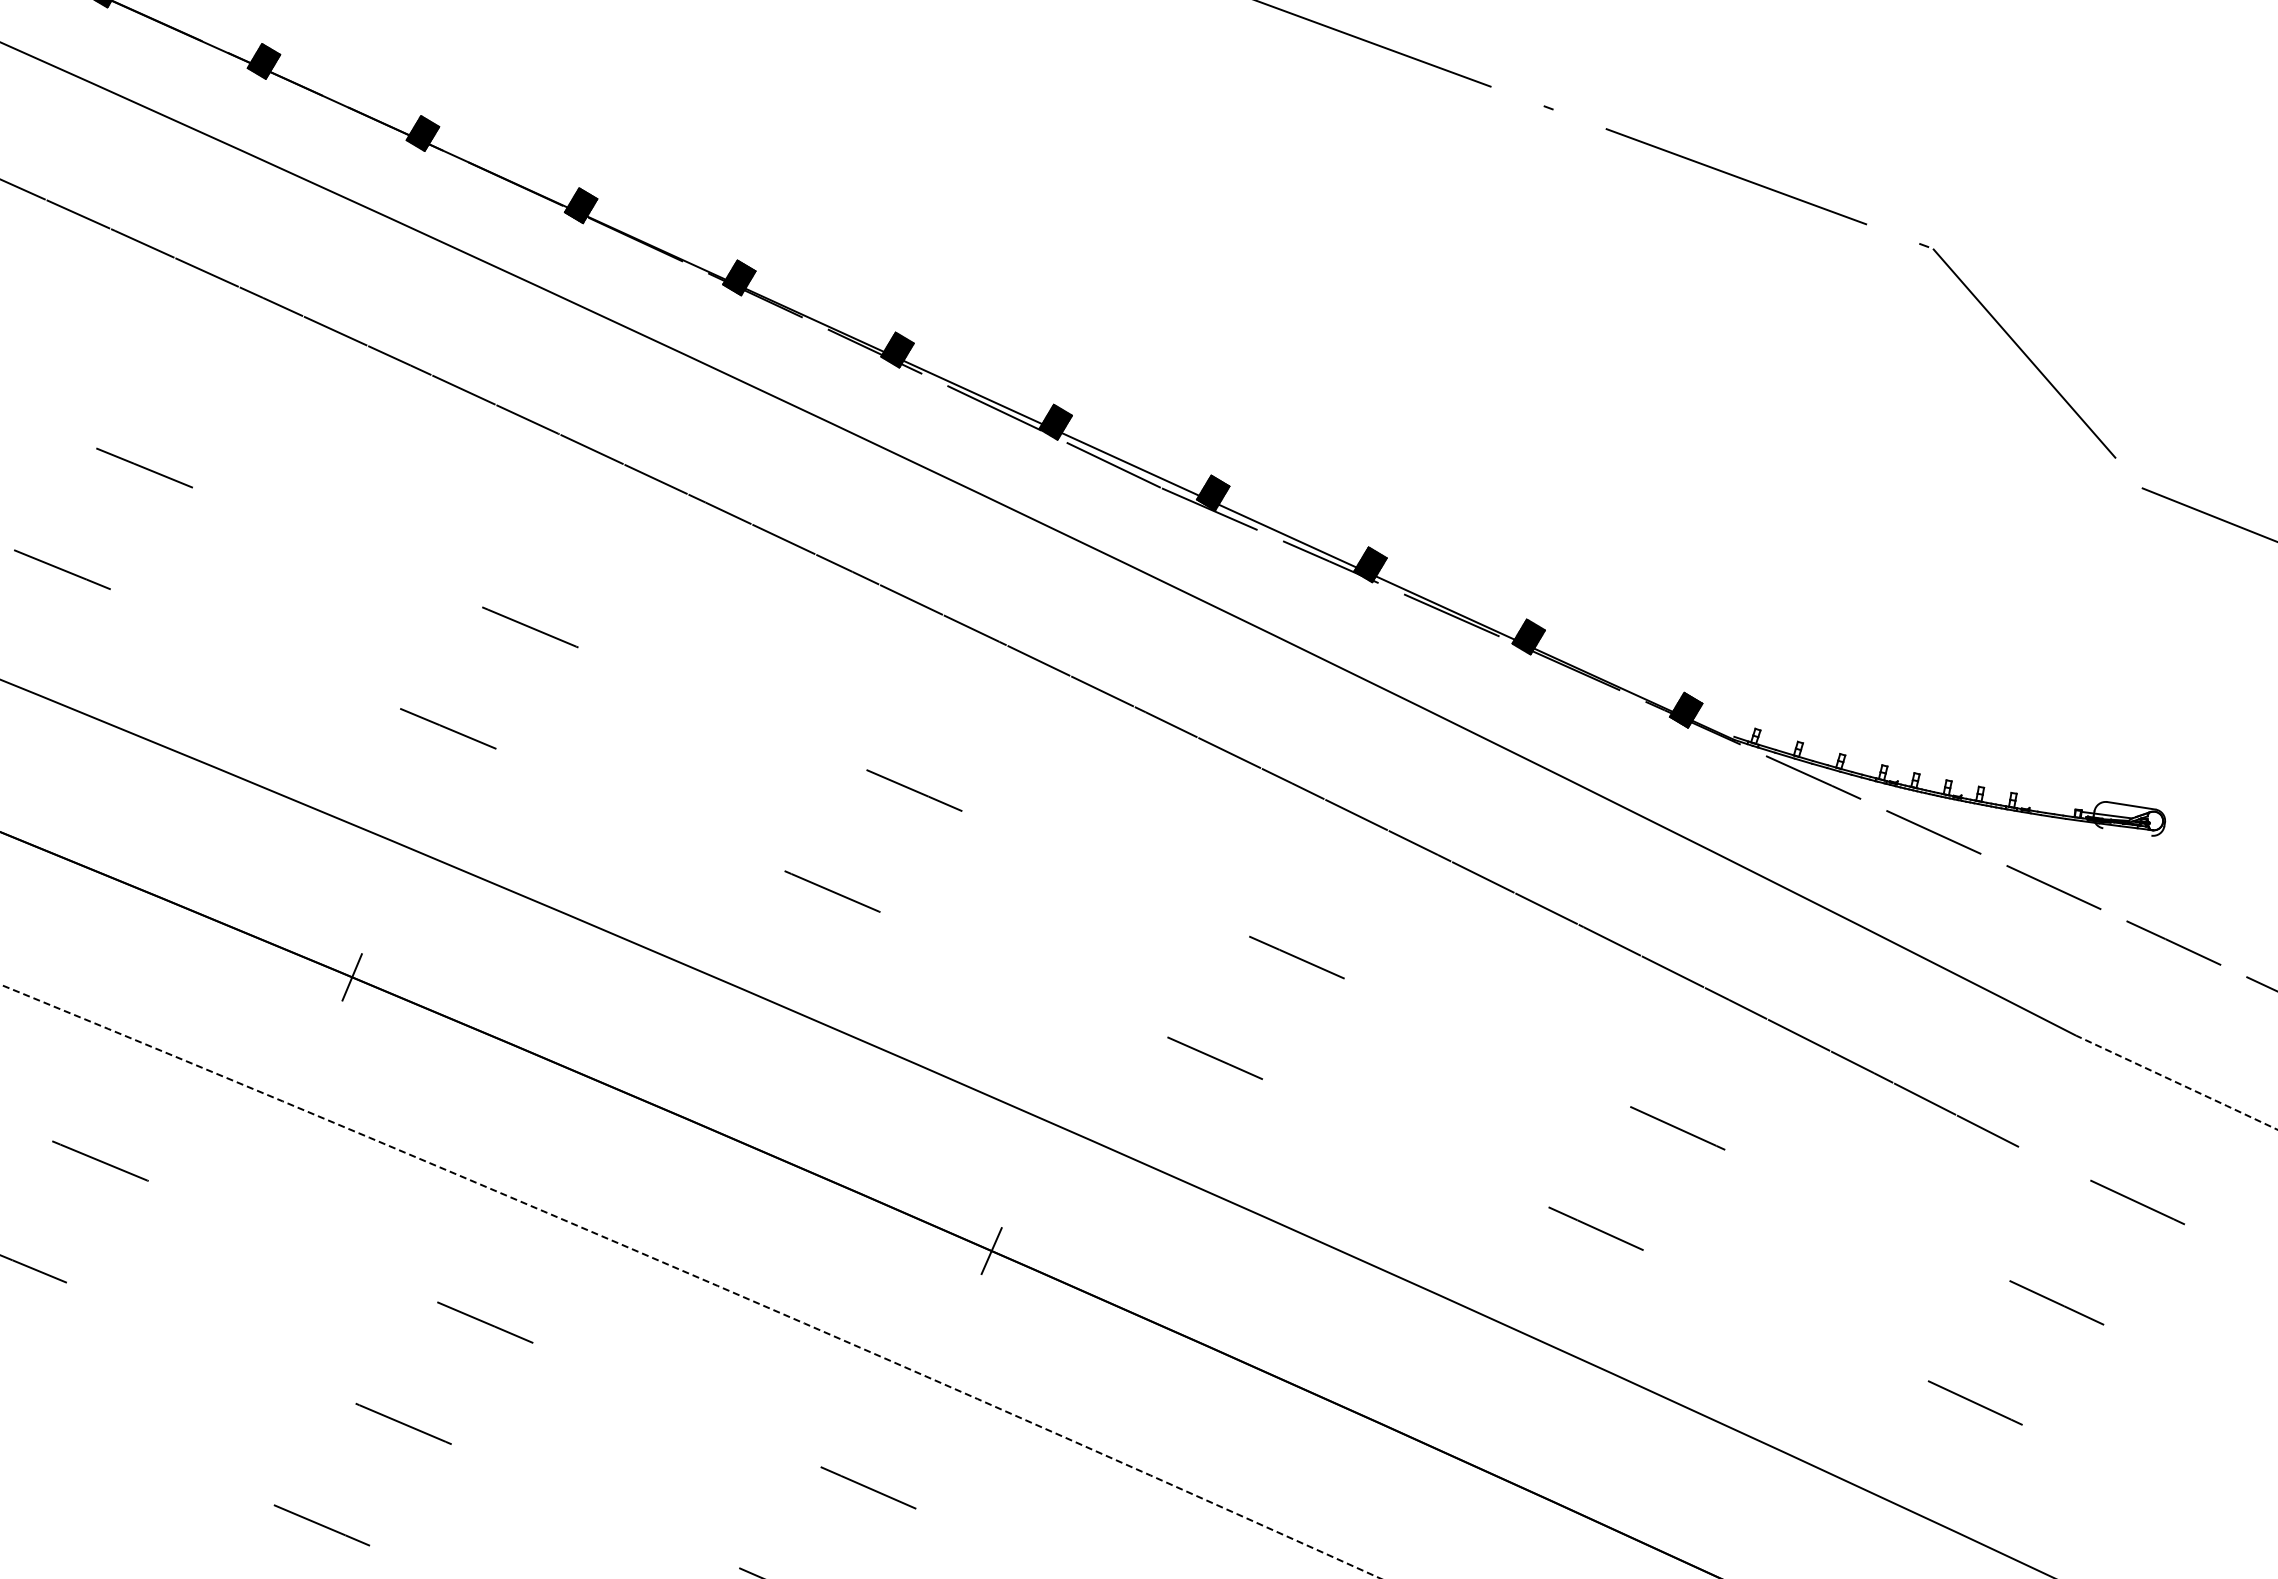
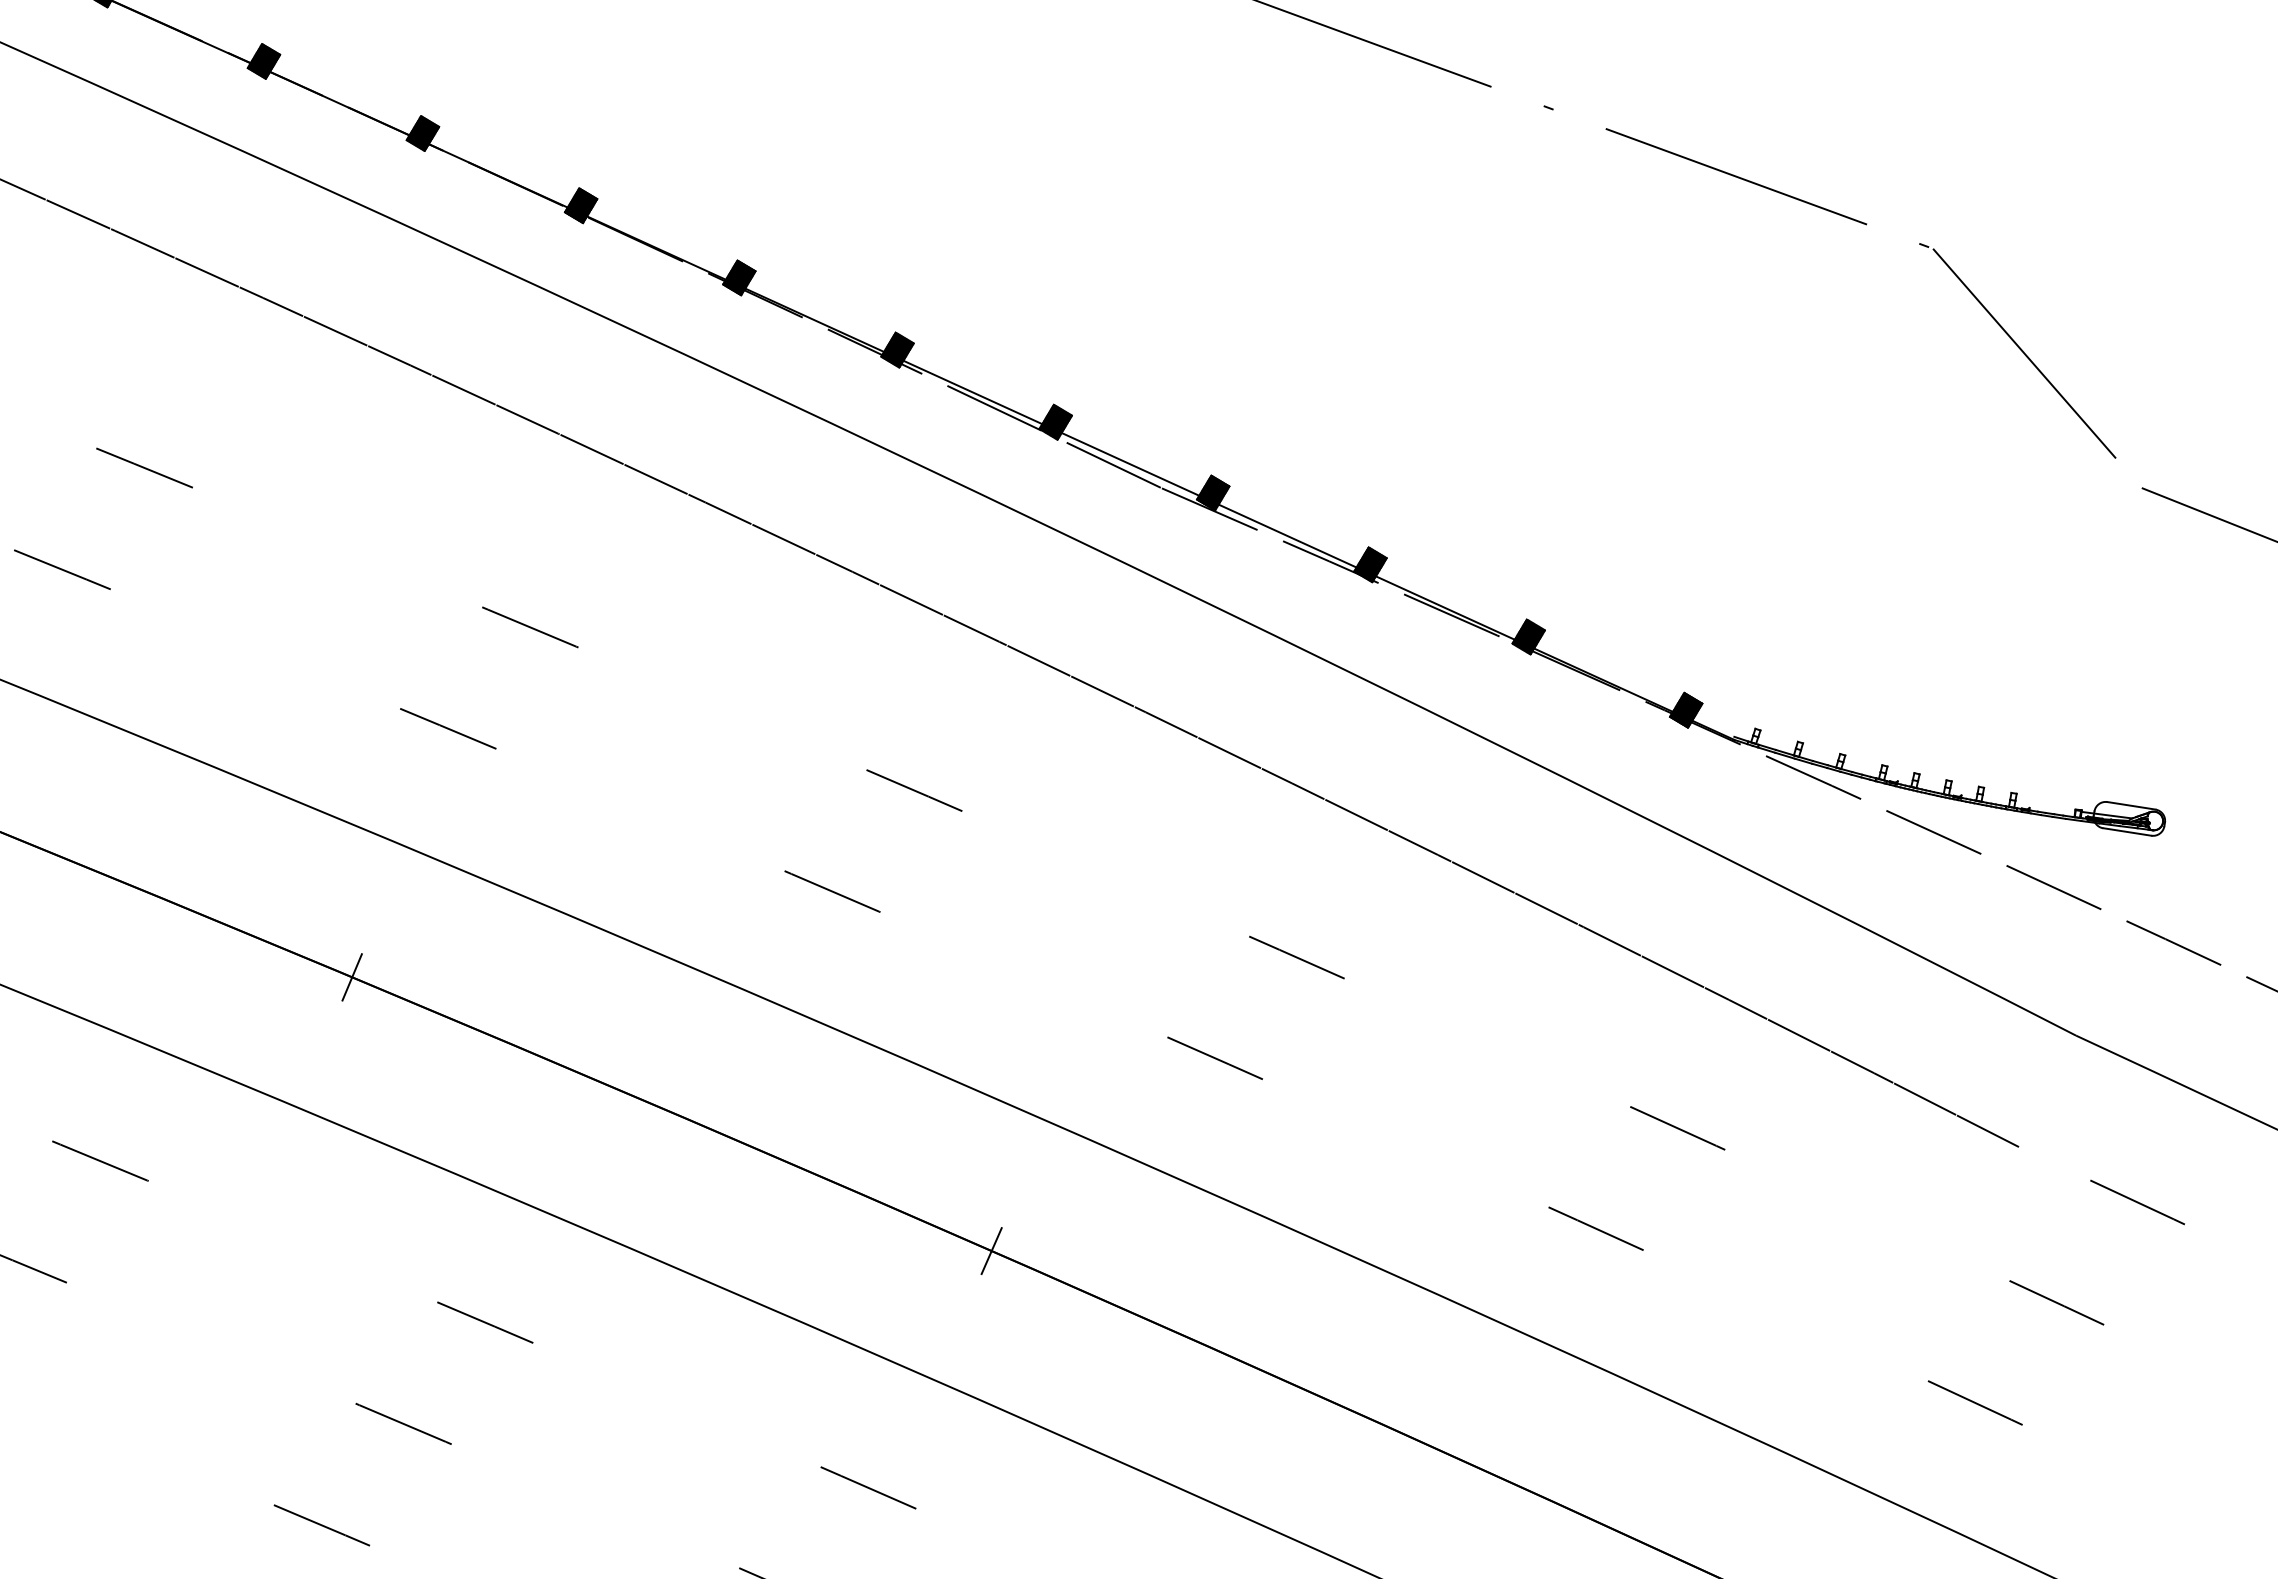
line: none -> present (2127, 831)
arc: dashed -> solid (2177, 1082)
arc: dashed -> solid (693, 1275)
